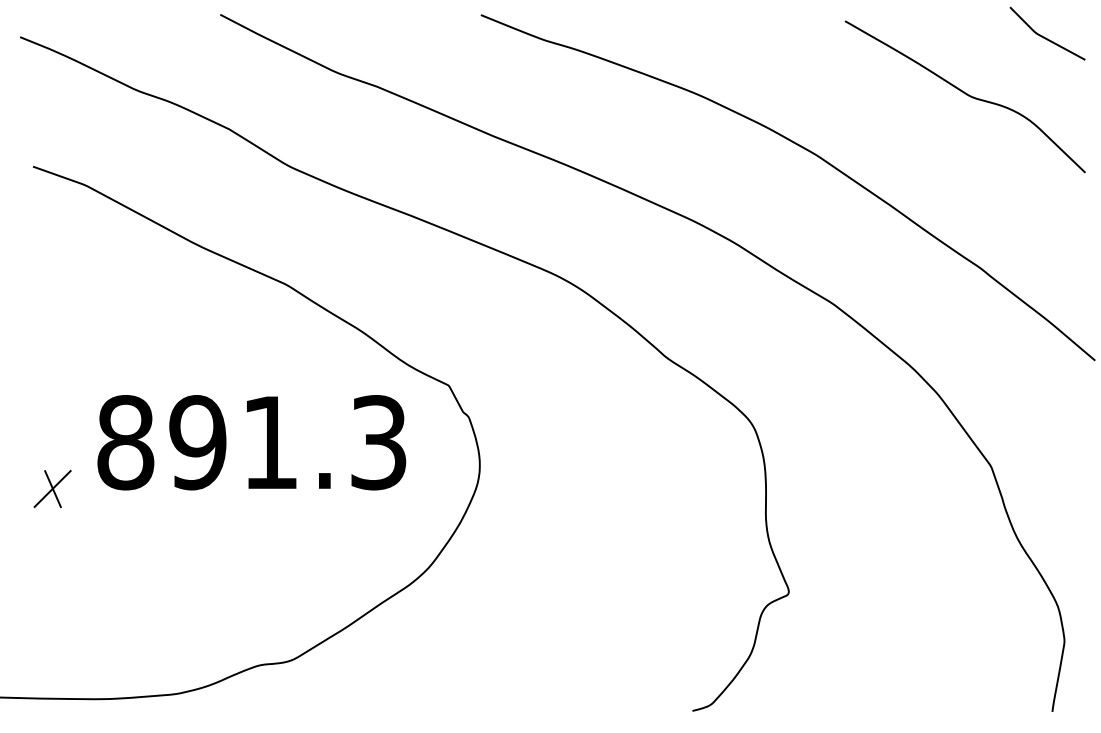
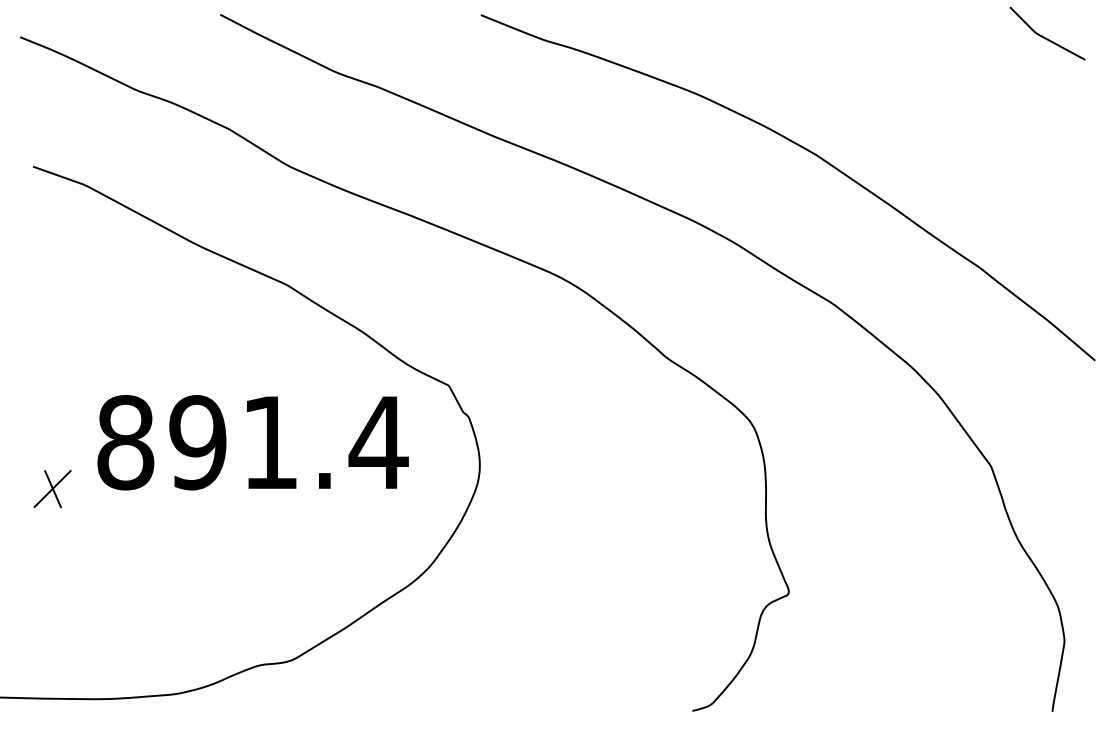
curve: present -> none (965, 94)
text: 891.3 -> 891.4 (378, 442)
